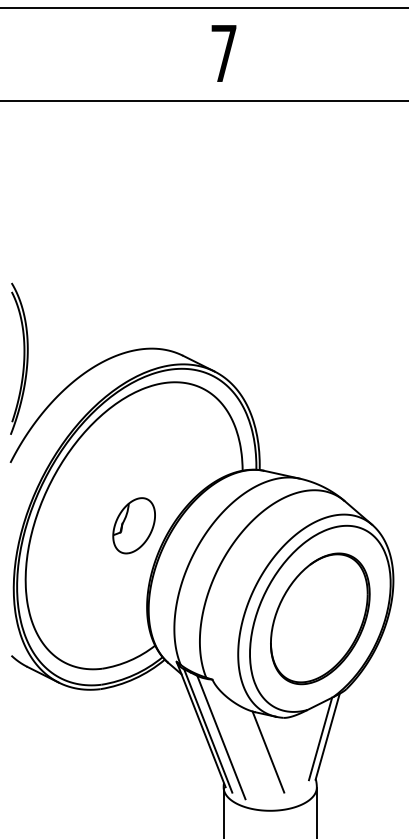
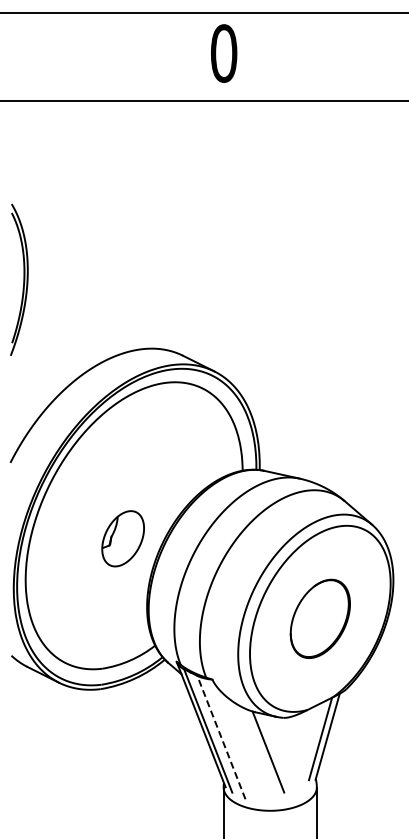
line position: (203, 7) -> (203, 12) (203, 12)
text: 7 -> 0 (224, 53)
part position: (19, 358) -> (19, 279) (19, 279)
part position: (133, 525) -> (122, 538) (122, 538)
part size: 101x134 px -> 62x81 px (319, 618)
line: solid -> dashed (221, 737)
